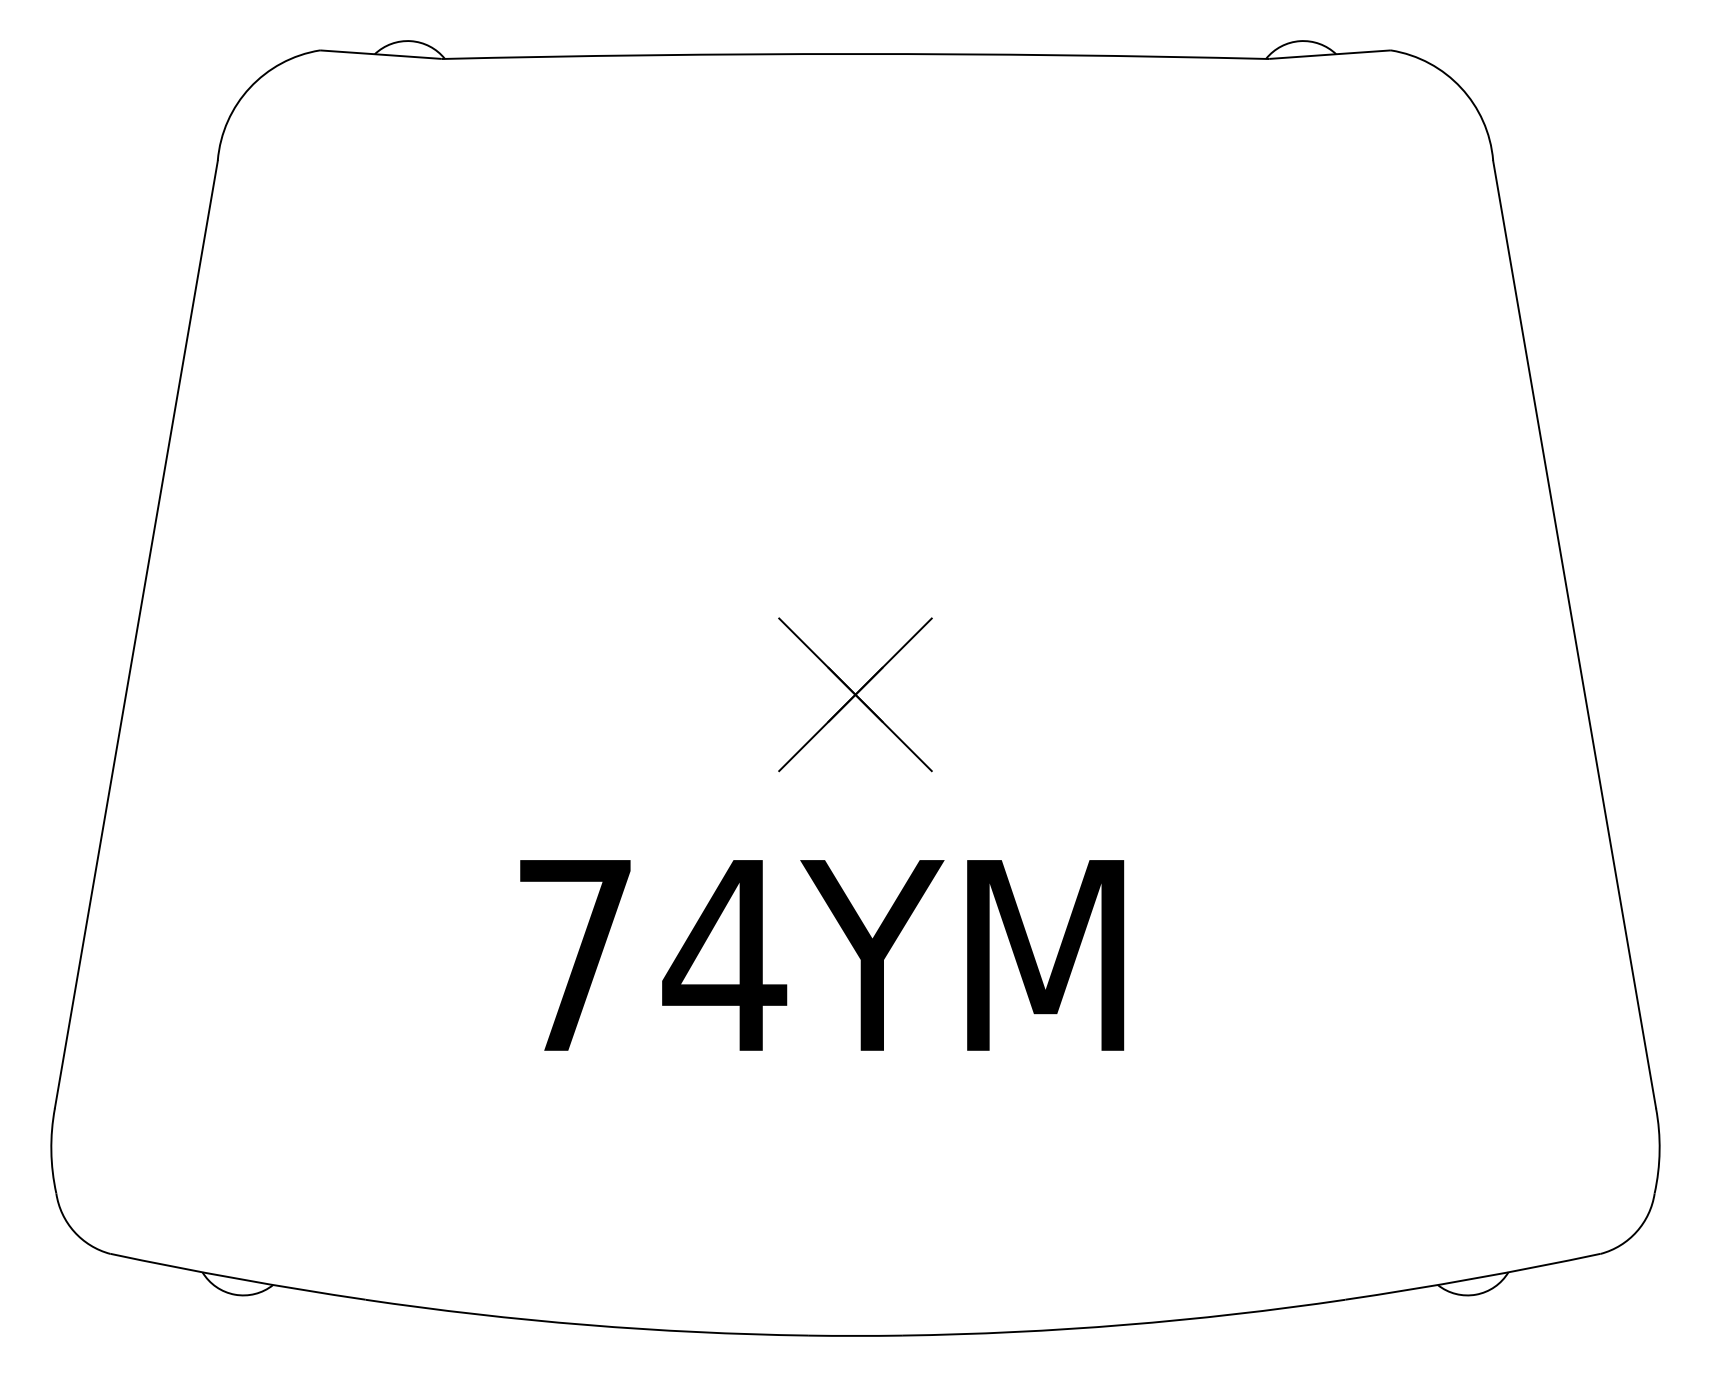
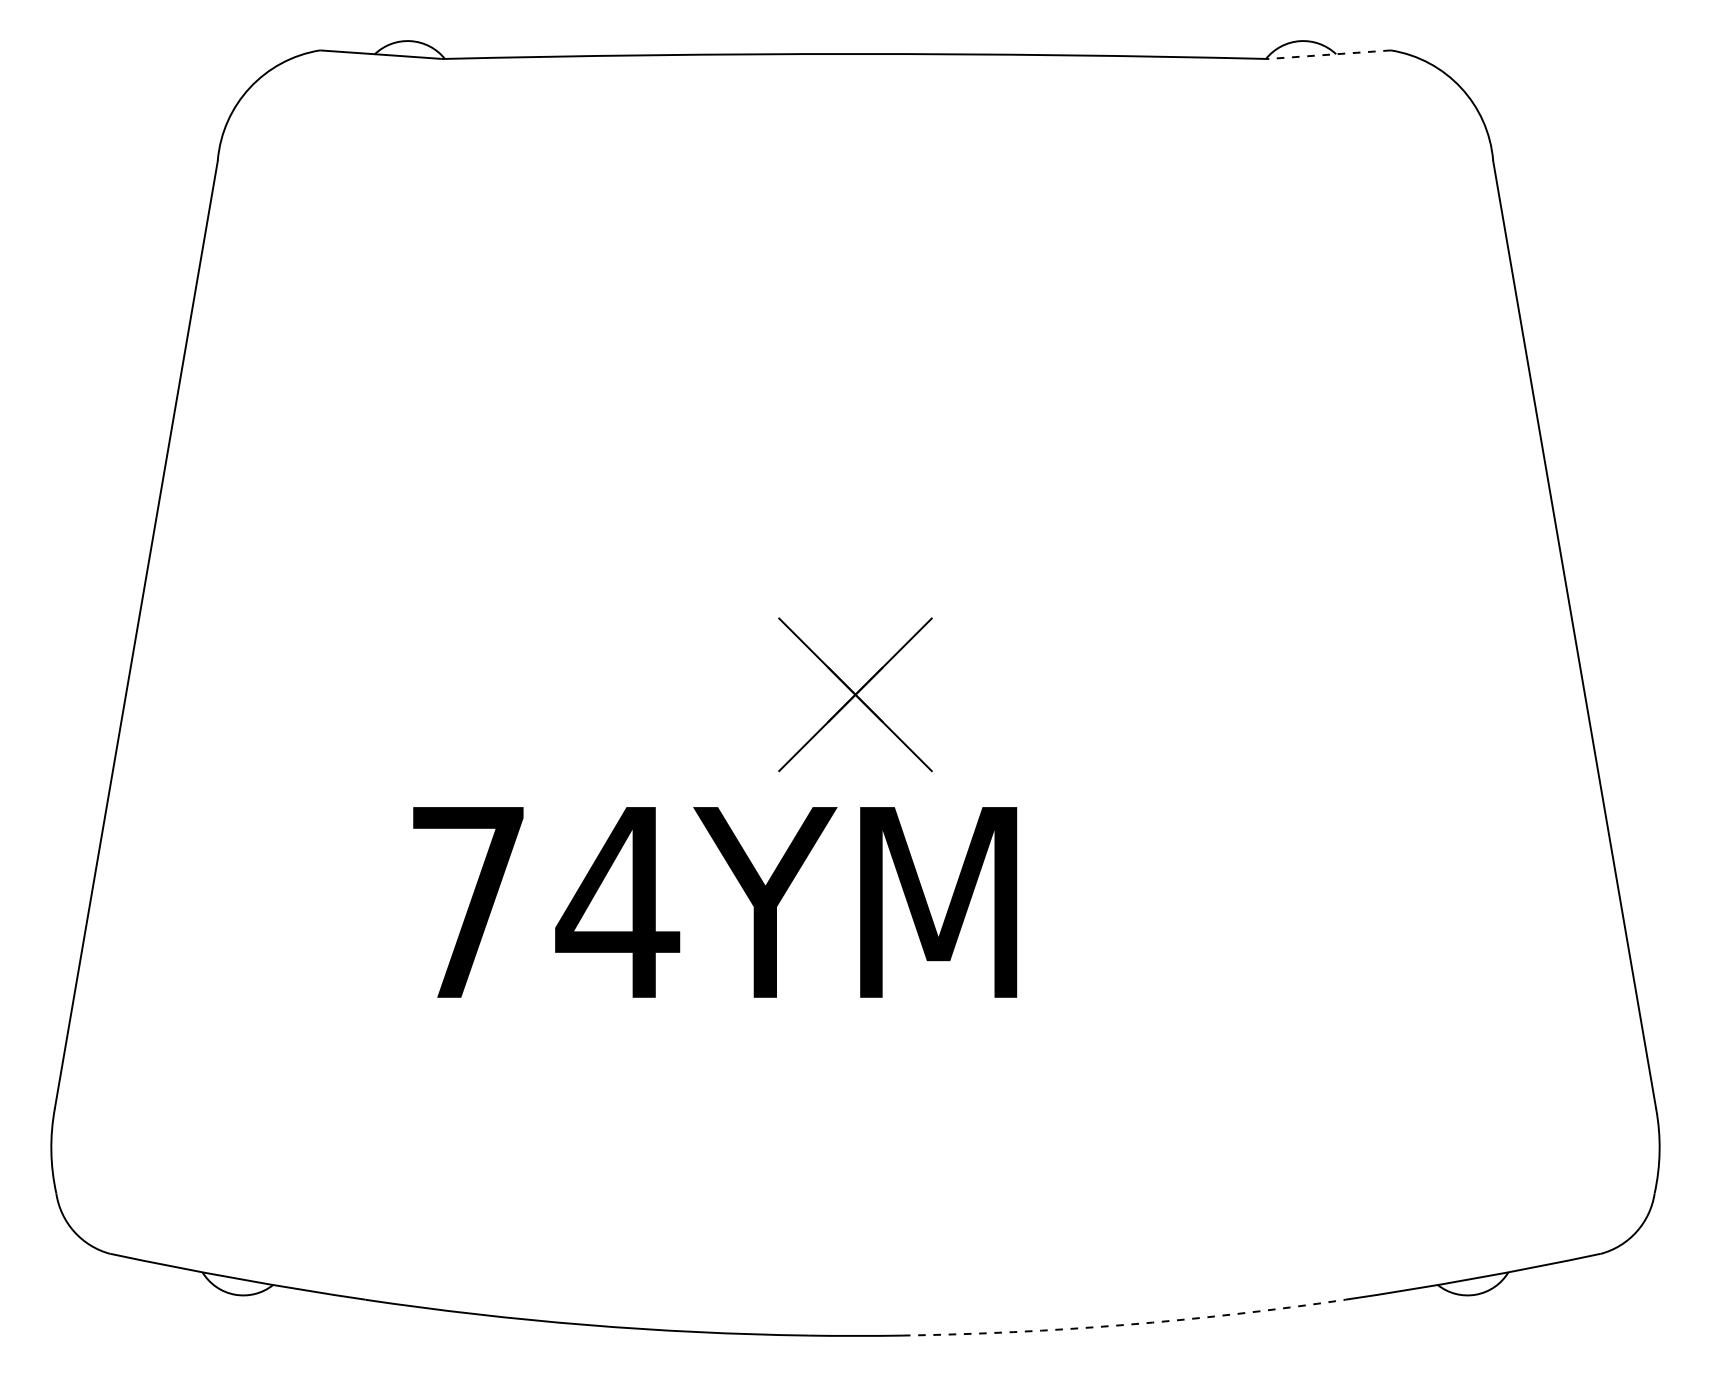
arc: solid -> dashed (1330, 54)
text position: (822, 955) -> (715, 902) (715, 902)
arc: solid -> dashed (1124, 1324)
